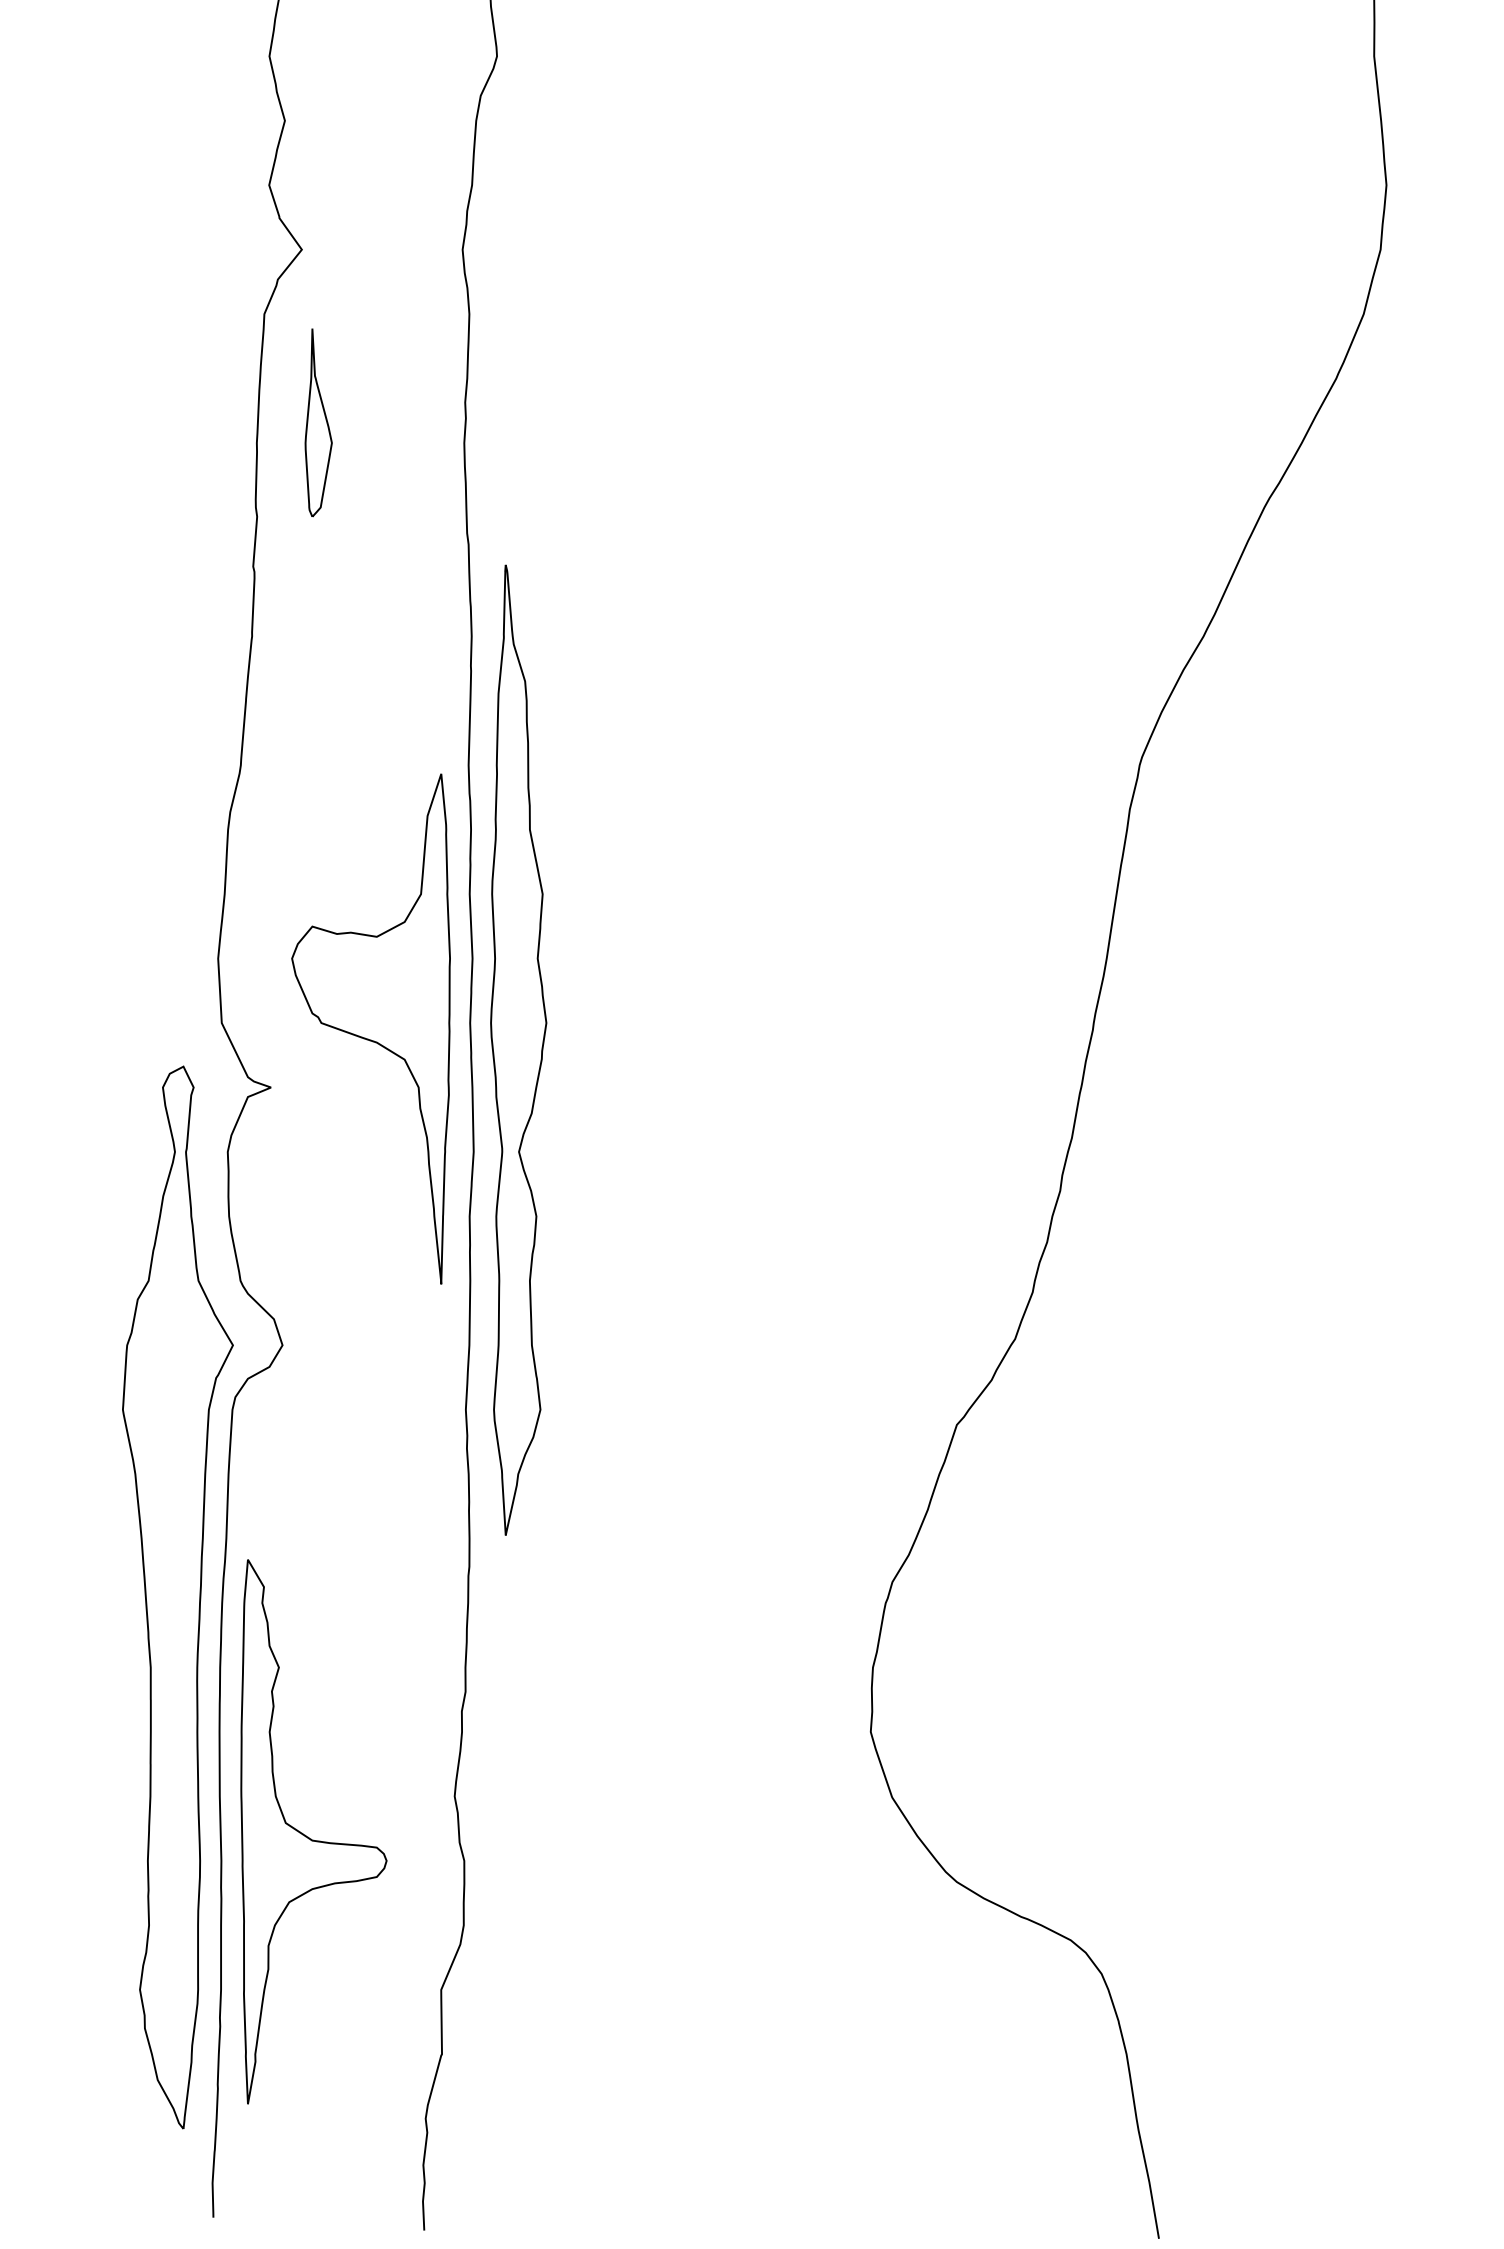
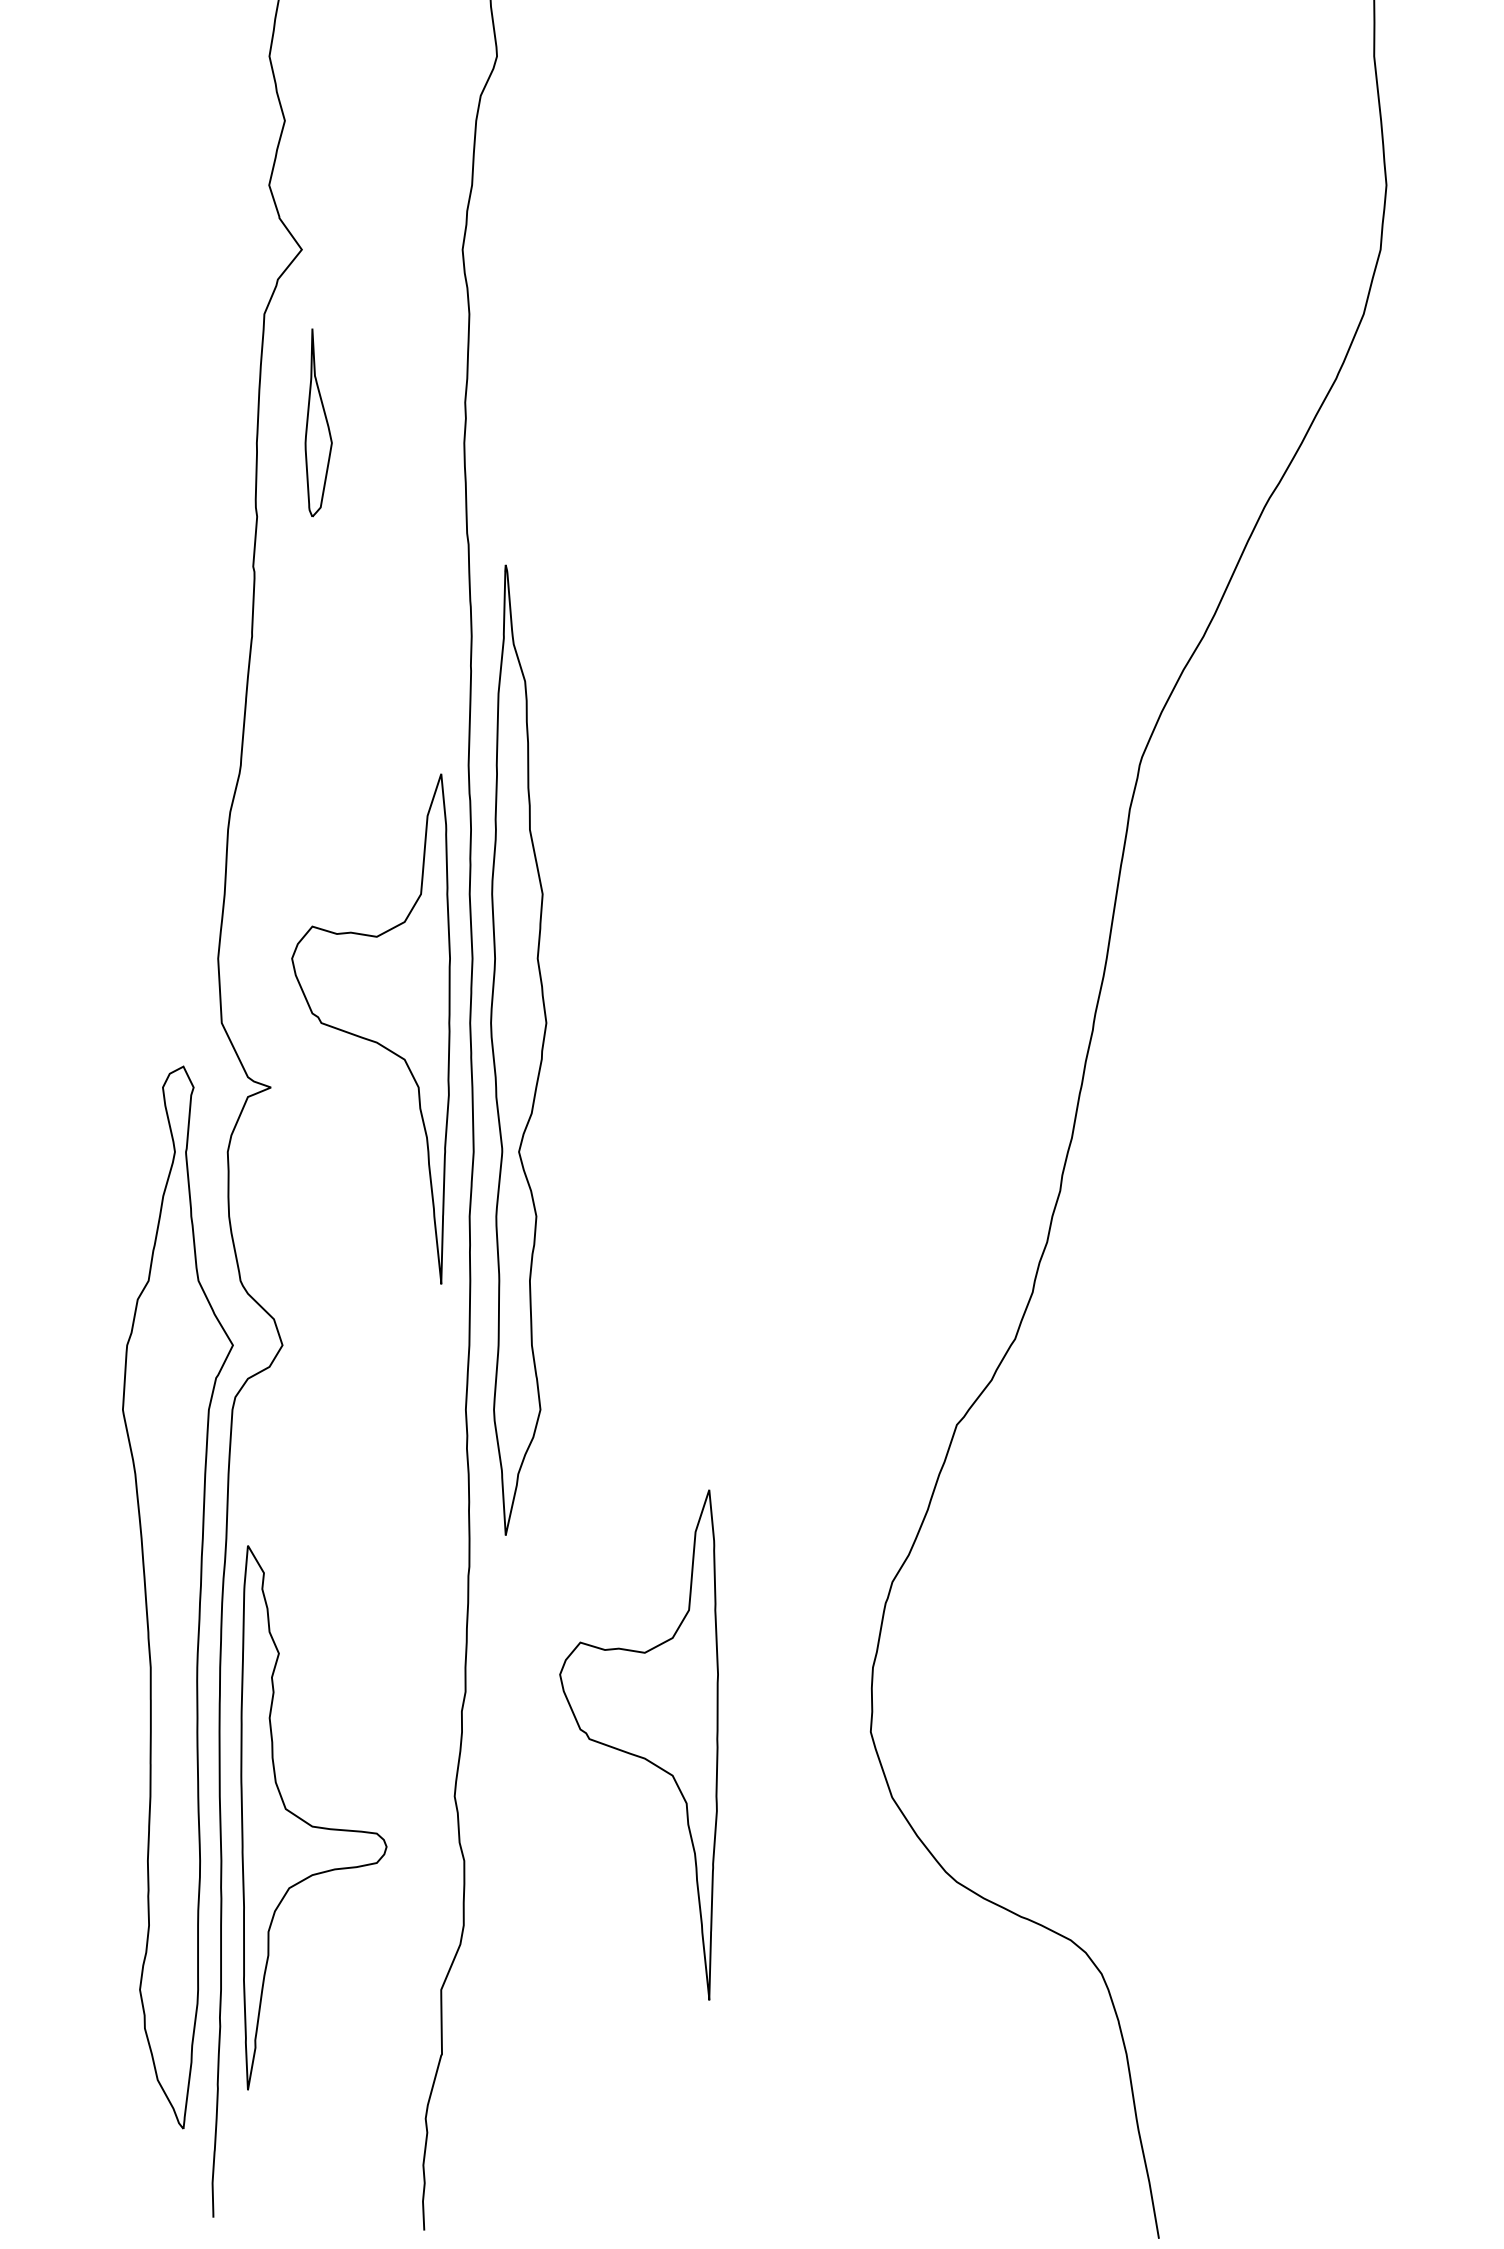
part: none -> present (638, 1744)
part position: (308, 1836) -> (308, 1822) (308, 1822)
